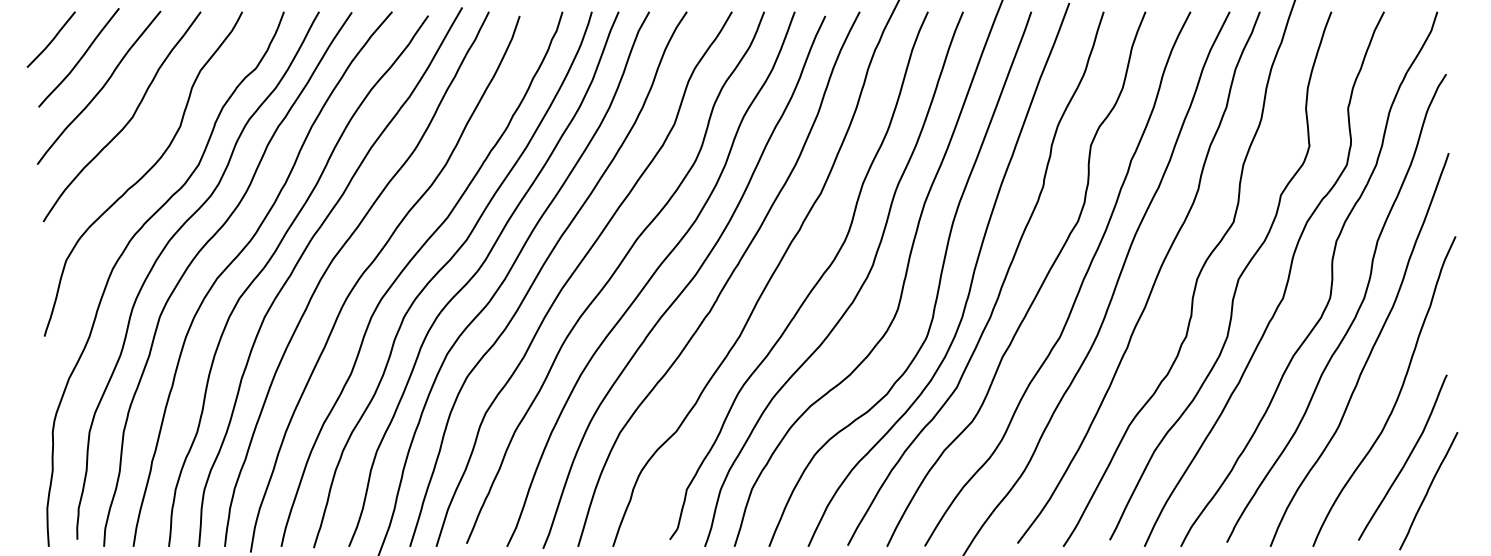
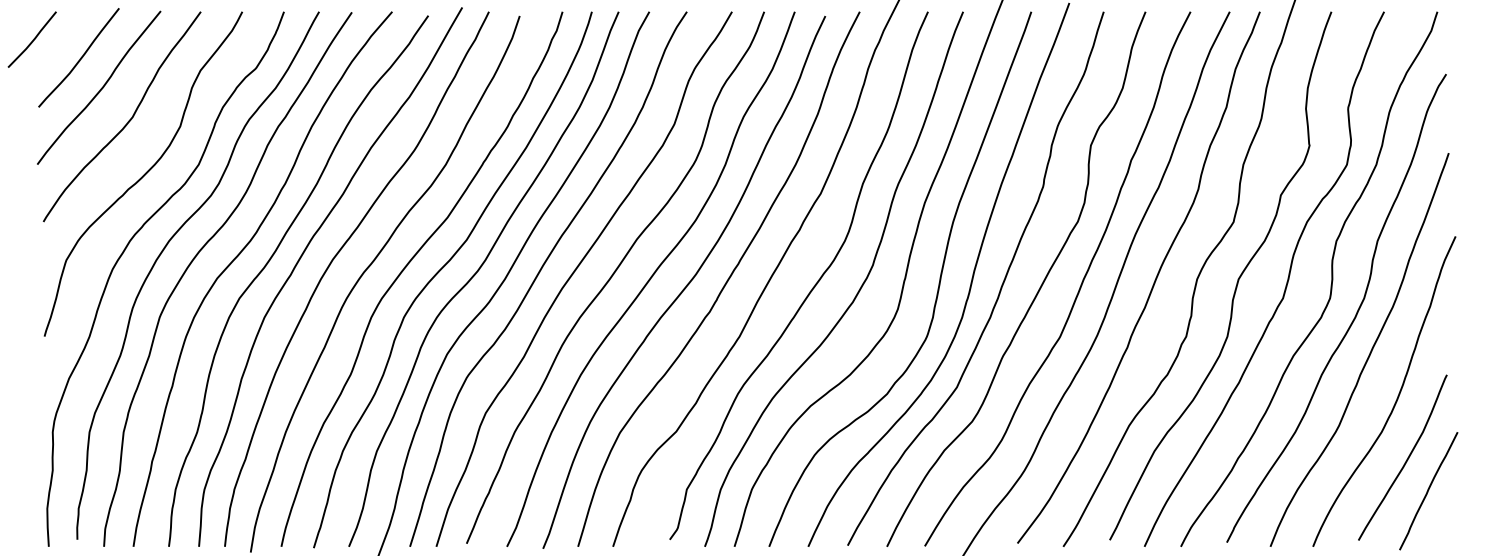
line position: (51, 40) -> (32, 40) (32, 40)
